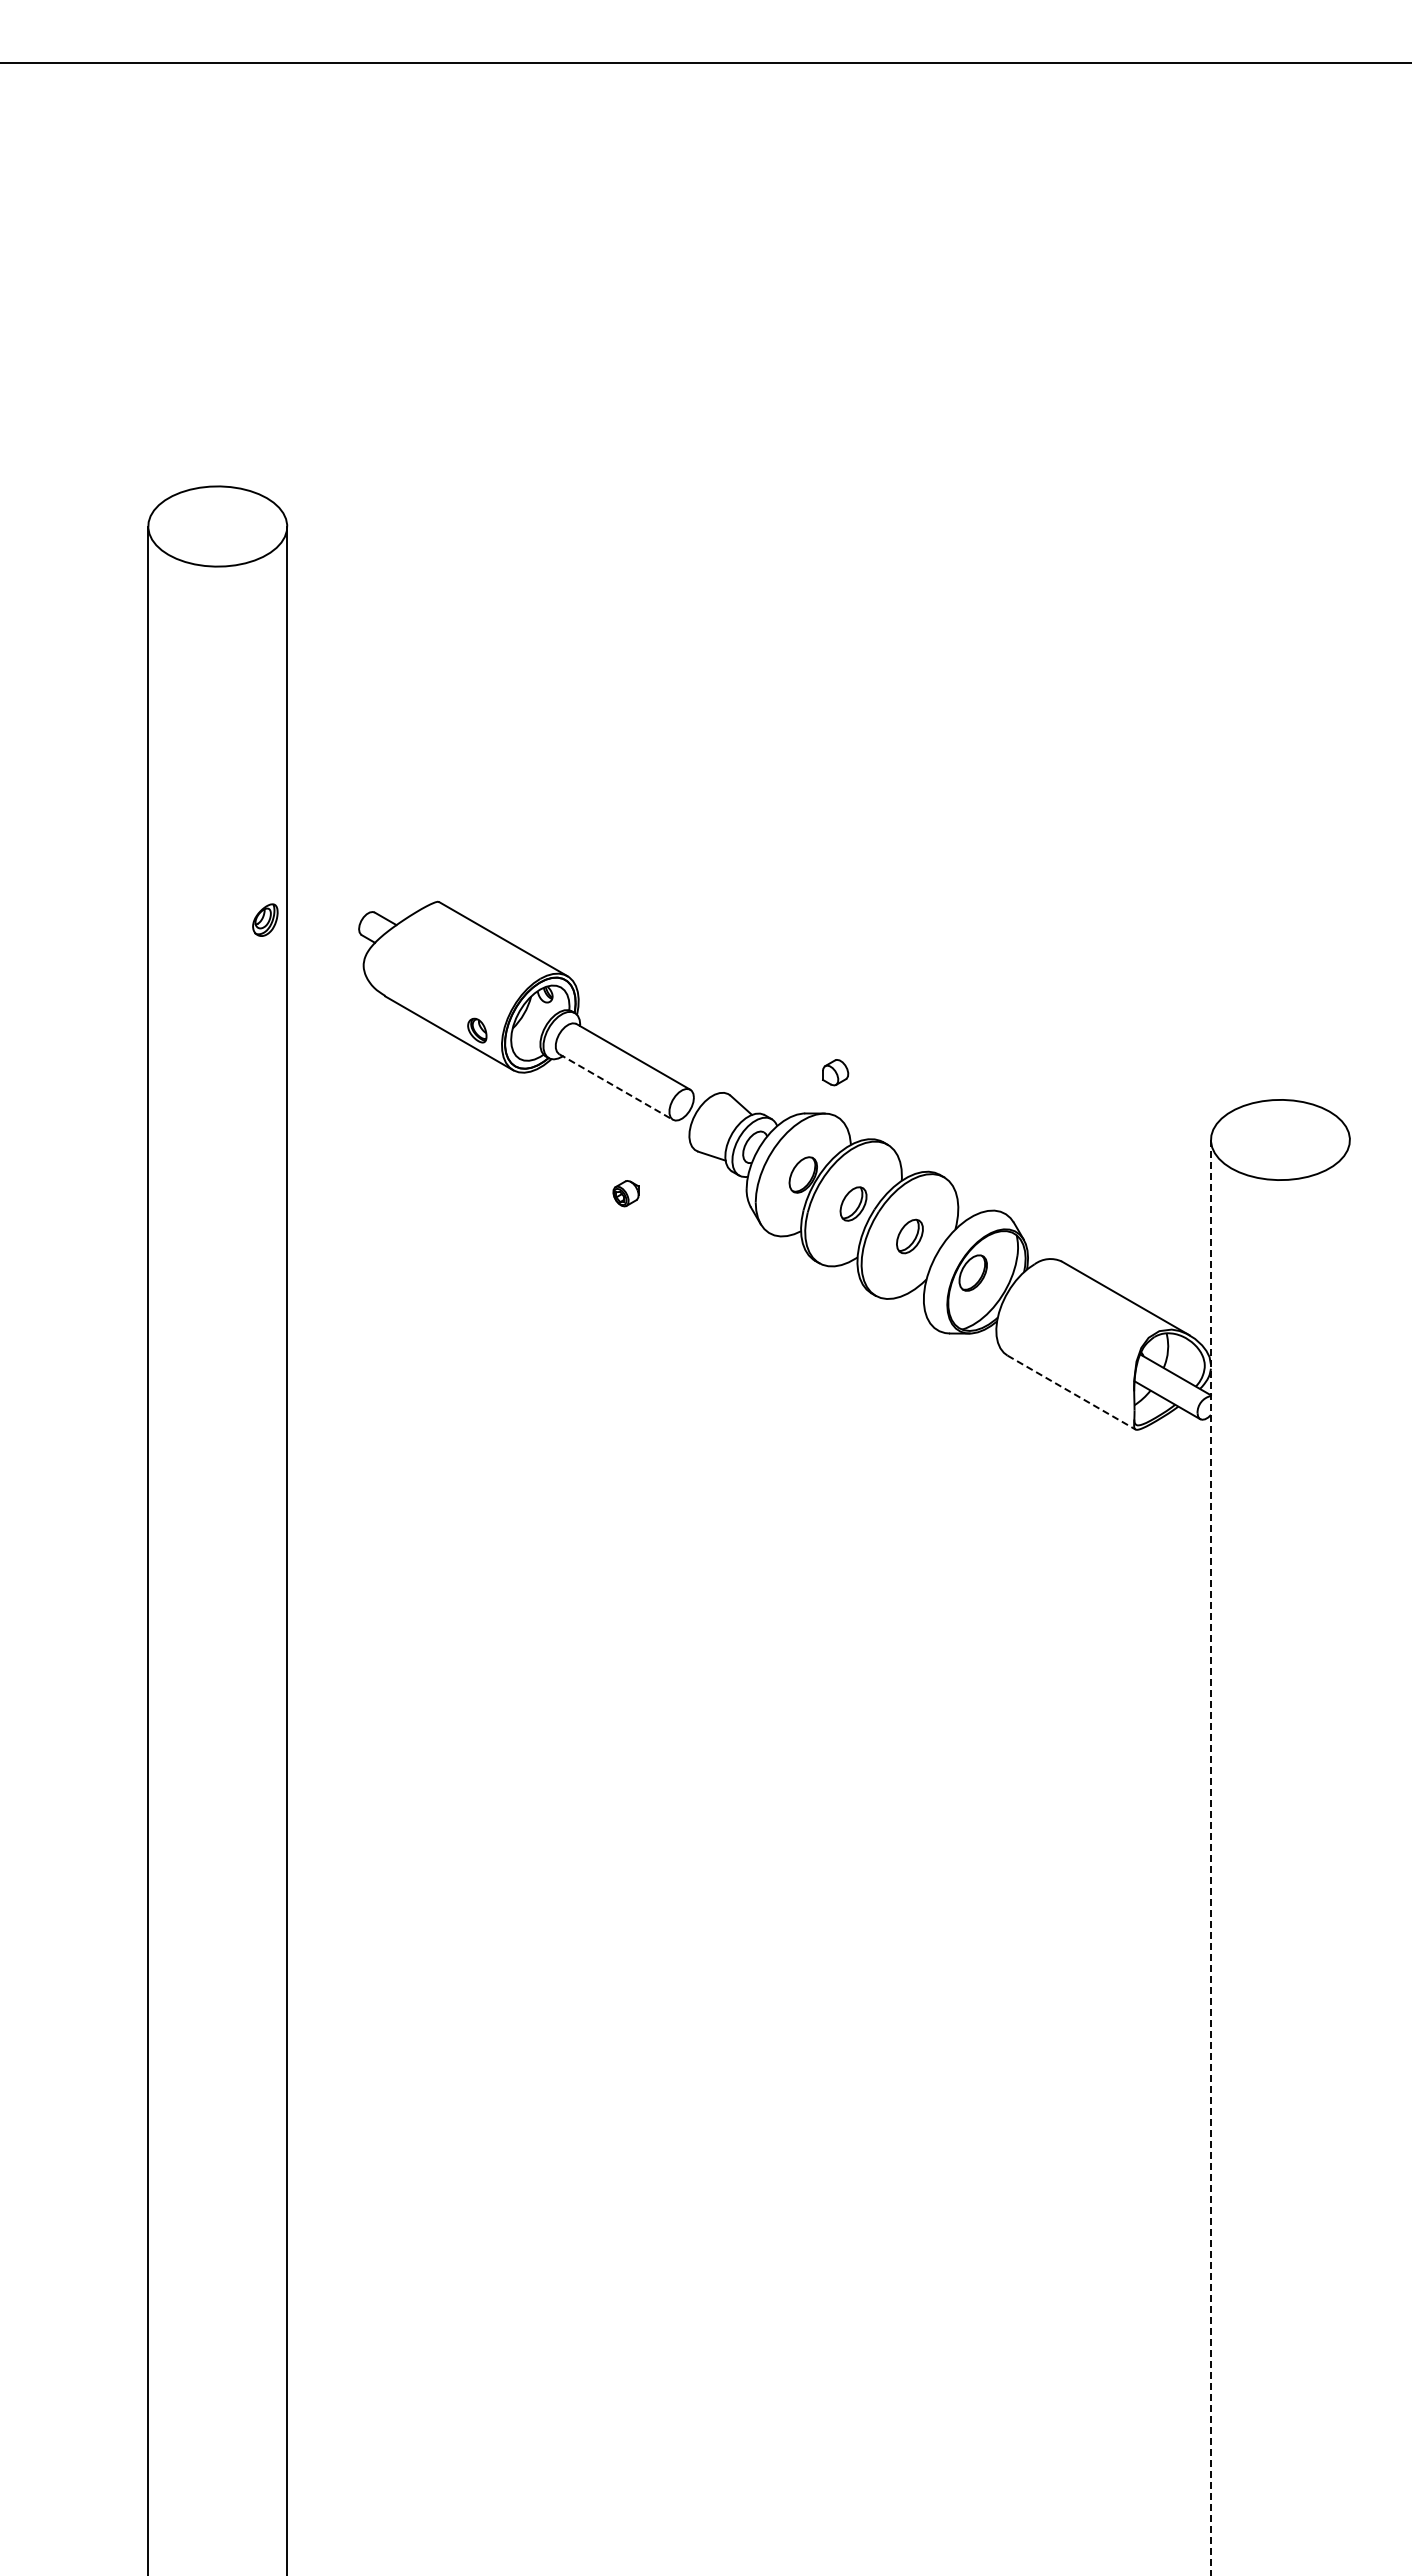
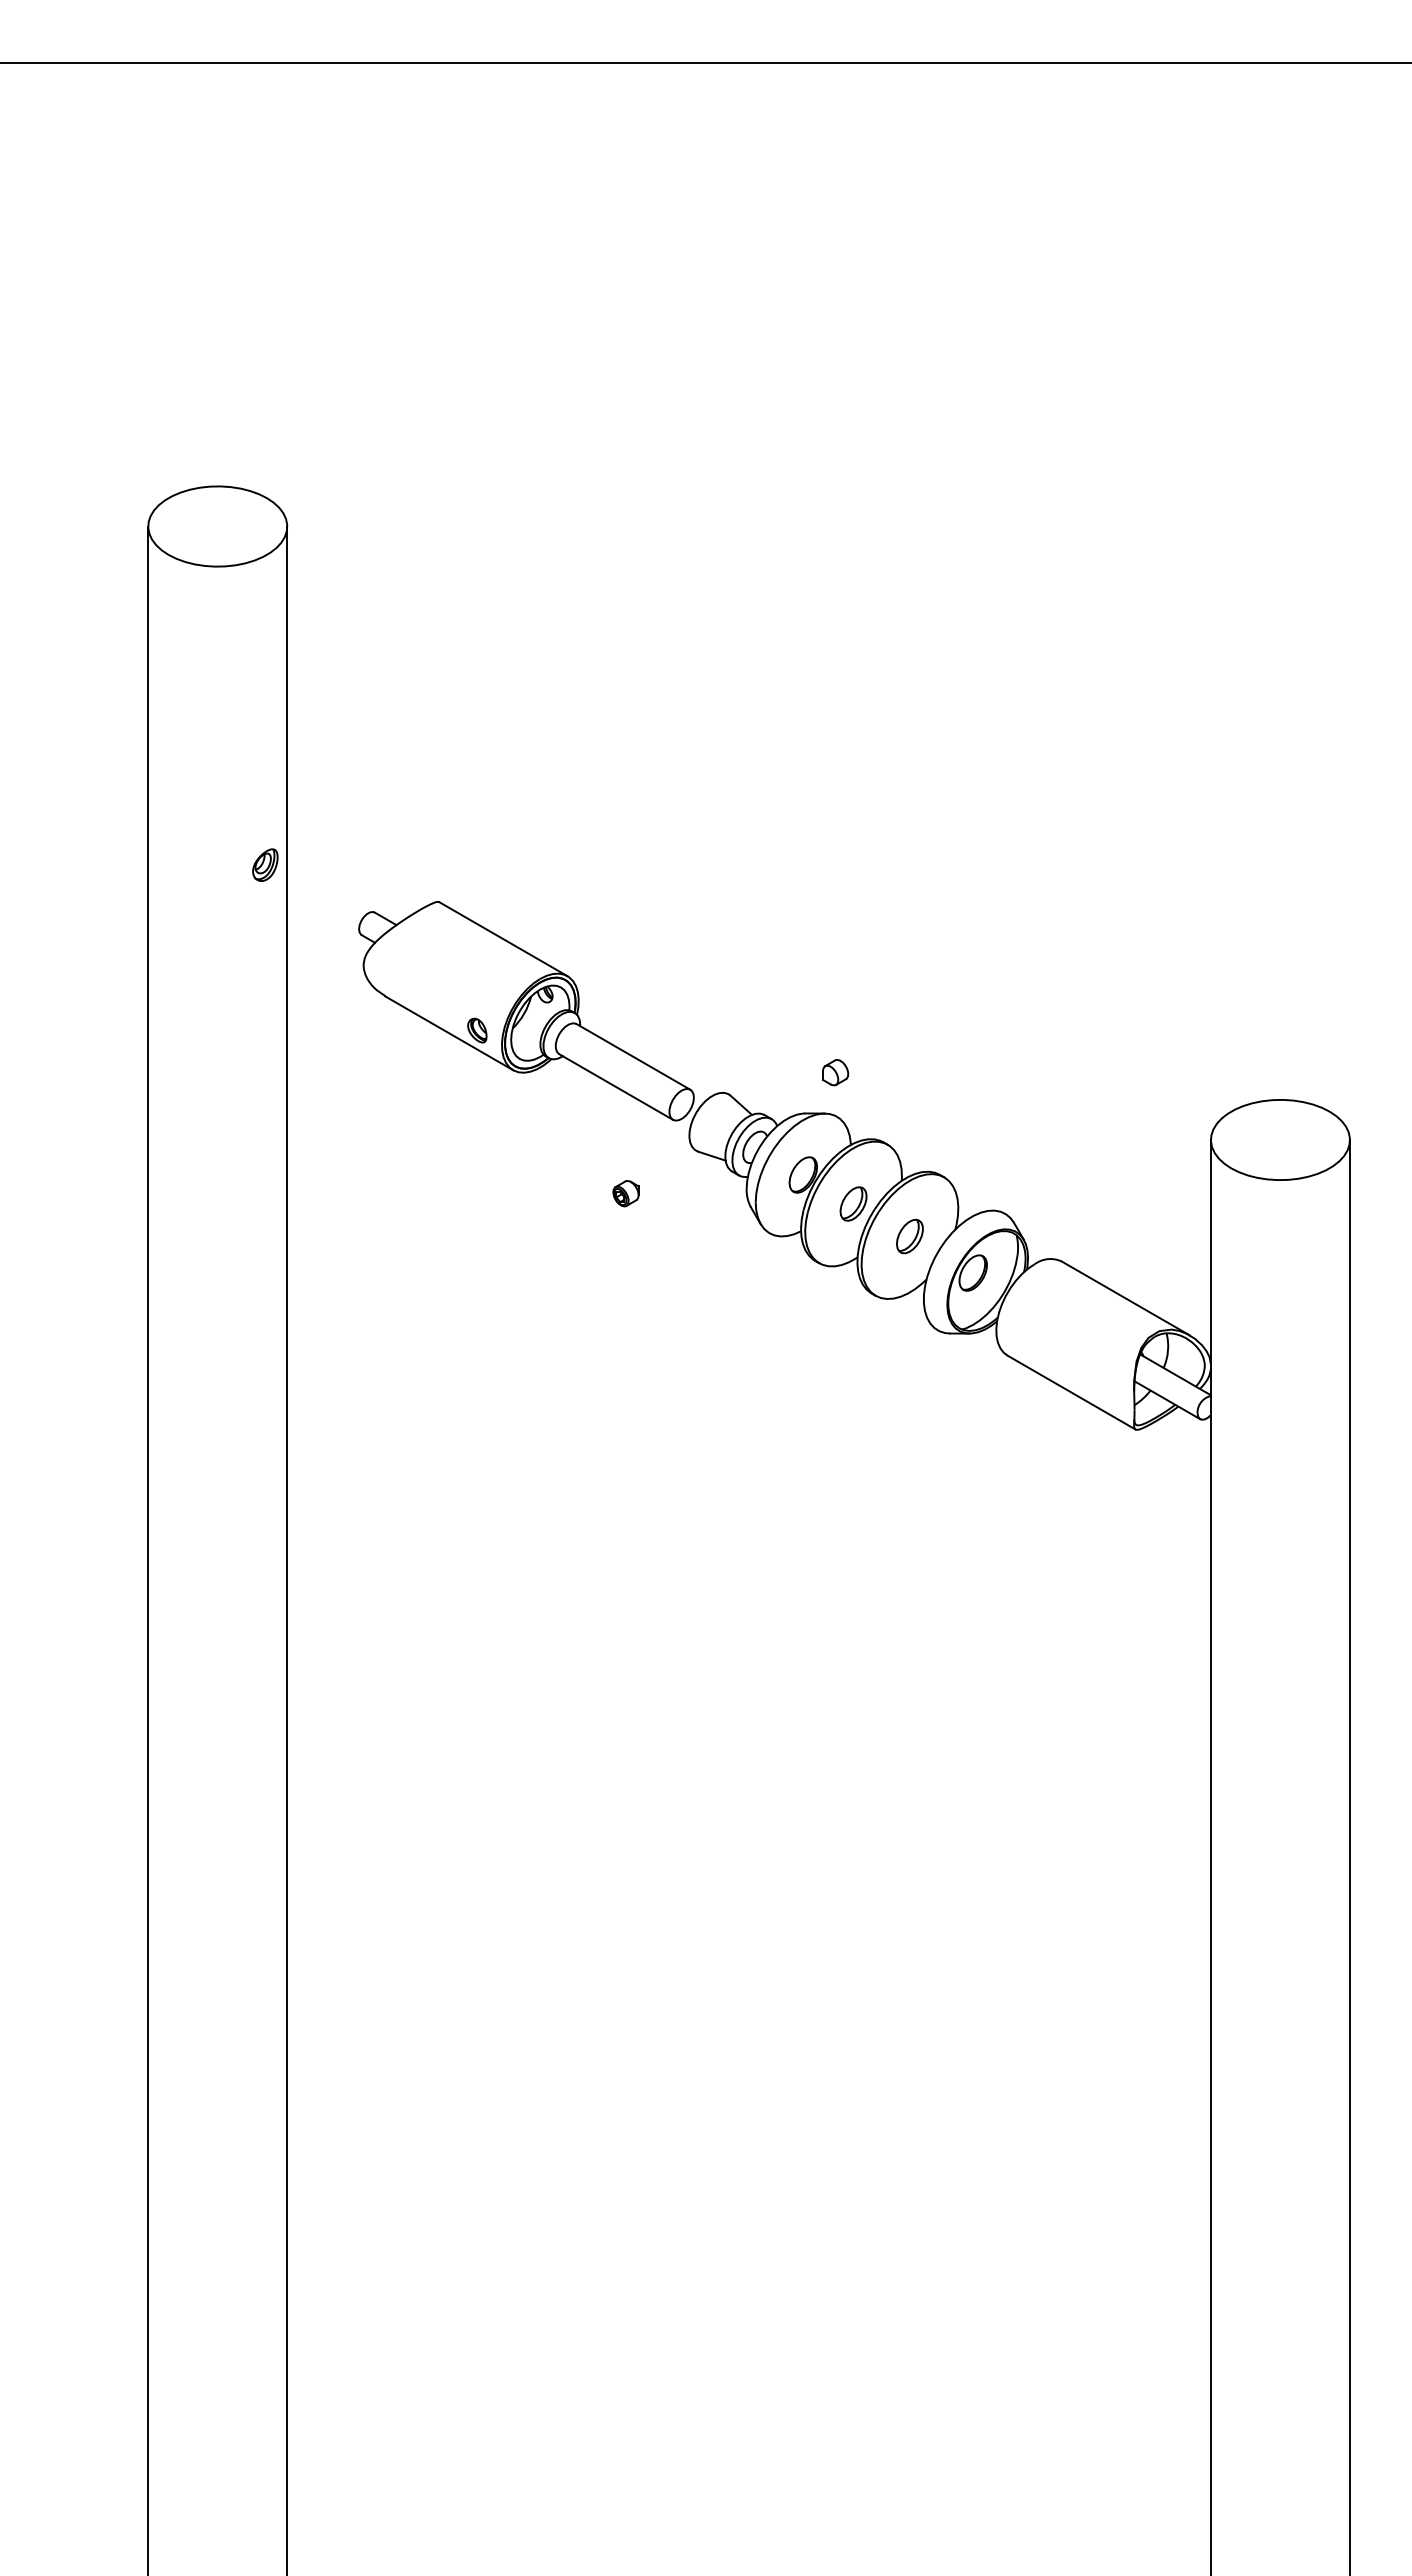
part position: (265, 919) -> (265, 864) (265, 864)
line: dashed -> solid (616, 1087)
line: dashed -> solid (1071, 1392)
line: none -> present (1349, 1856)
line: dashed -> solid (1210, 1858)
